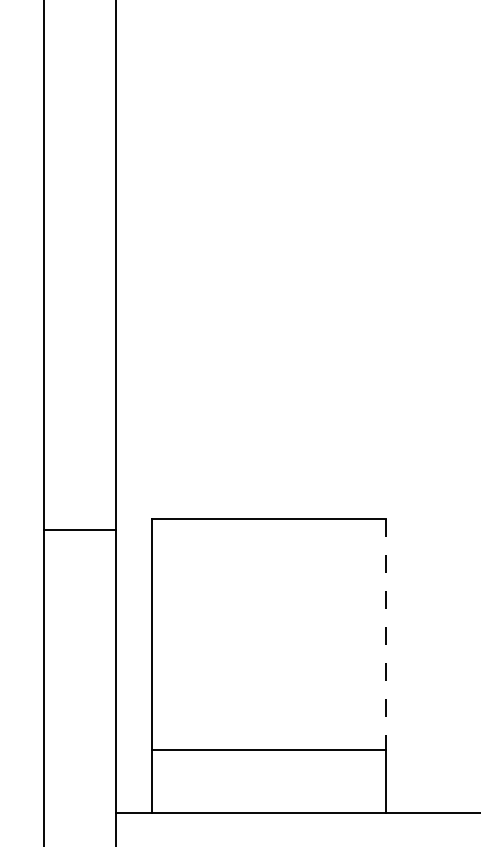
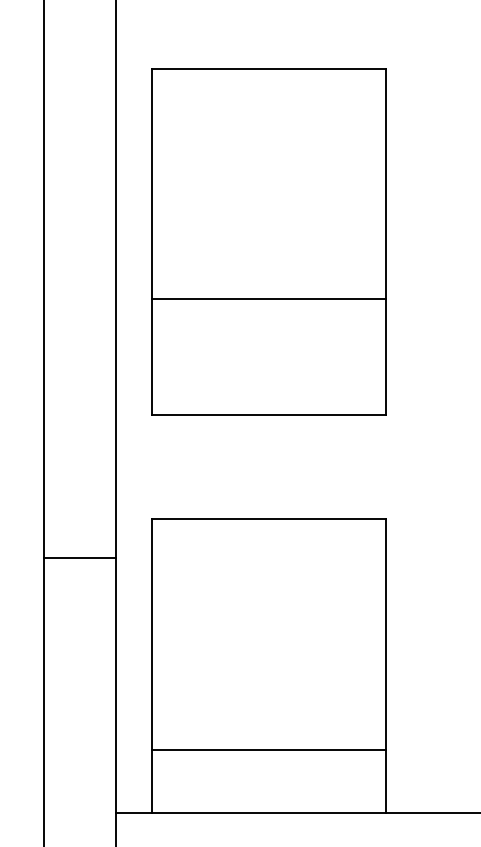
part: none -> present (268, 241)
line position: (80, 530) -> (80, 558) (80, 558)
line: dashed -> solid (386, 635)
